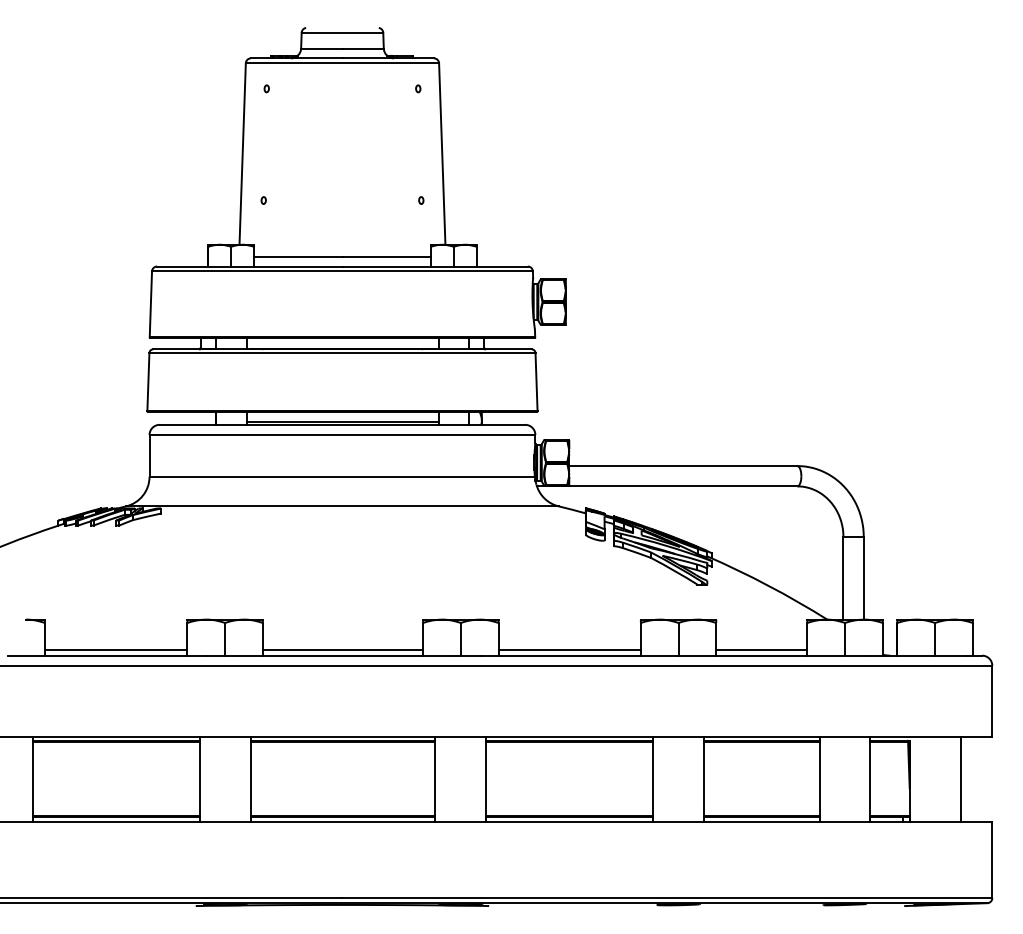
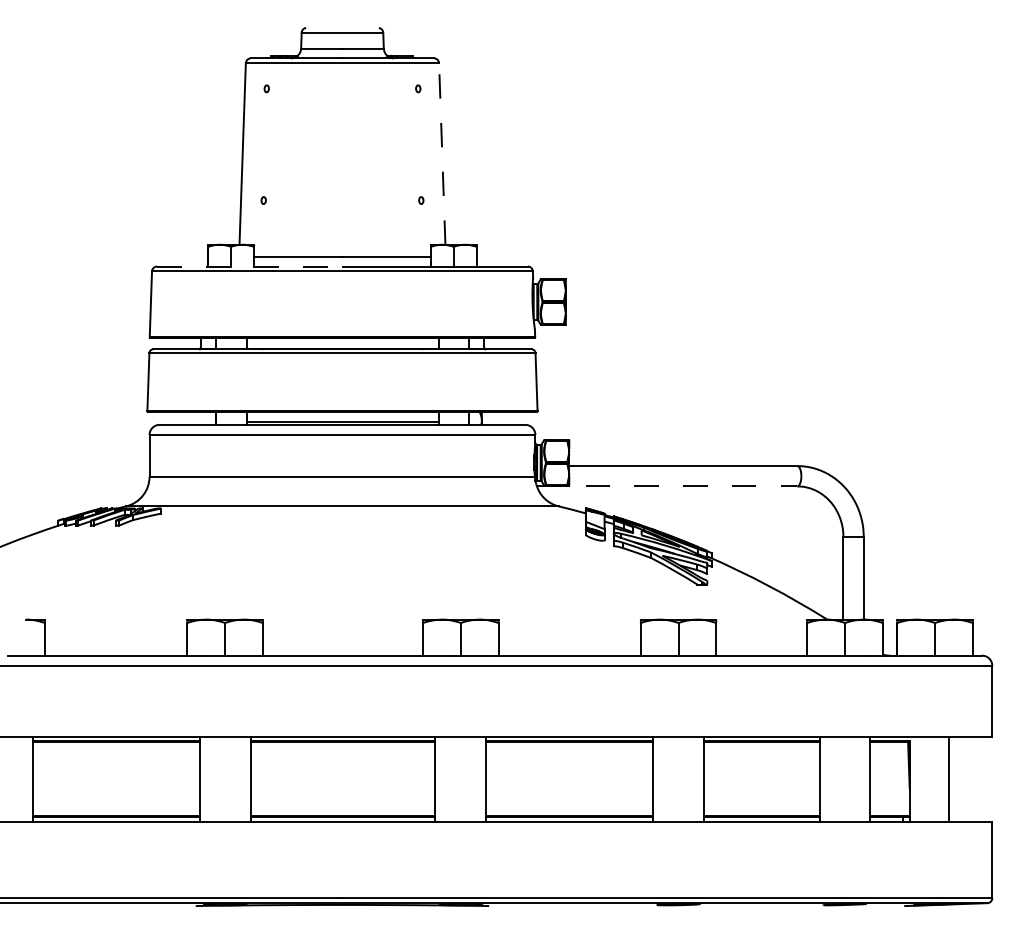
line: solid -> dashed (442, 154)
line: solid -> dashed (249, 266)
line: solid -> dashed (667, 486)
line: present -> none (115, 650)
line: present -> none (342, 650)
line: present -> none (569, 650)
line: present -> none (761, 650)
line position: (960, 778) -> (948, 778) (948, 778)
